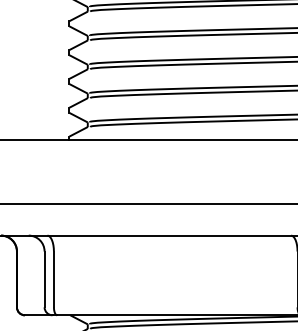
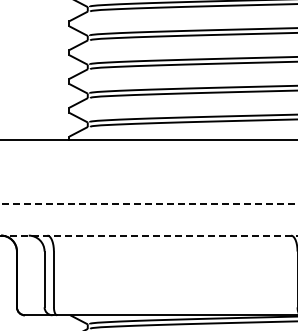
line: solid -> dashed (148, 203)
line: solid -> dashed (148, 235)
